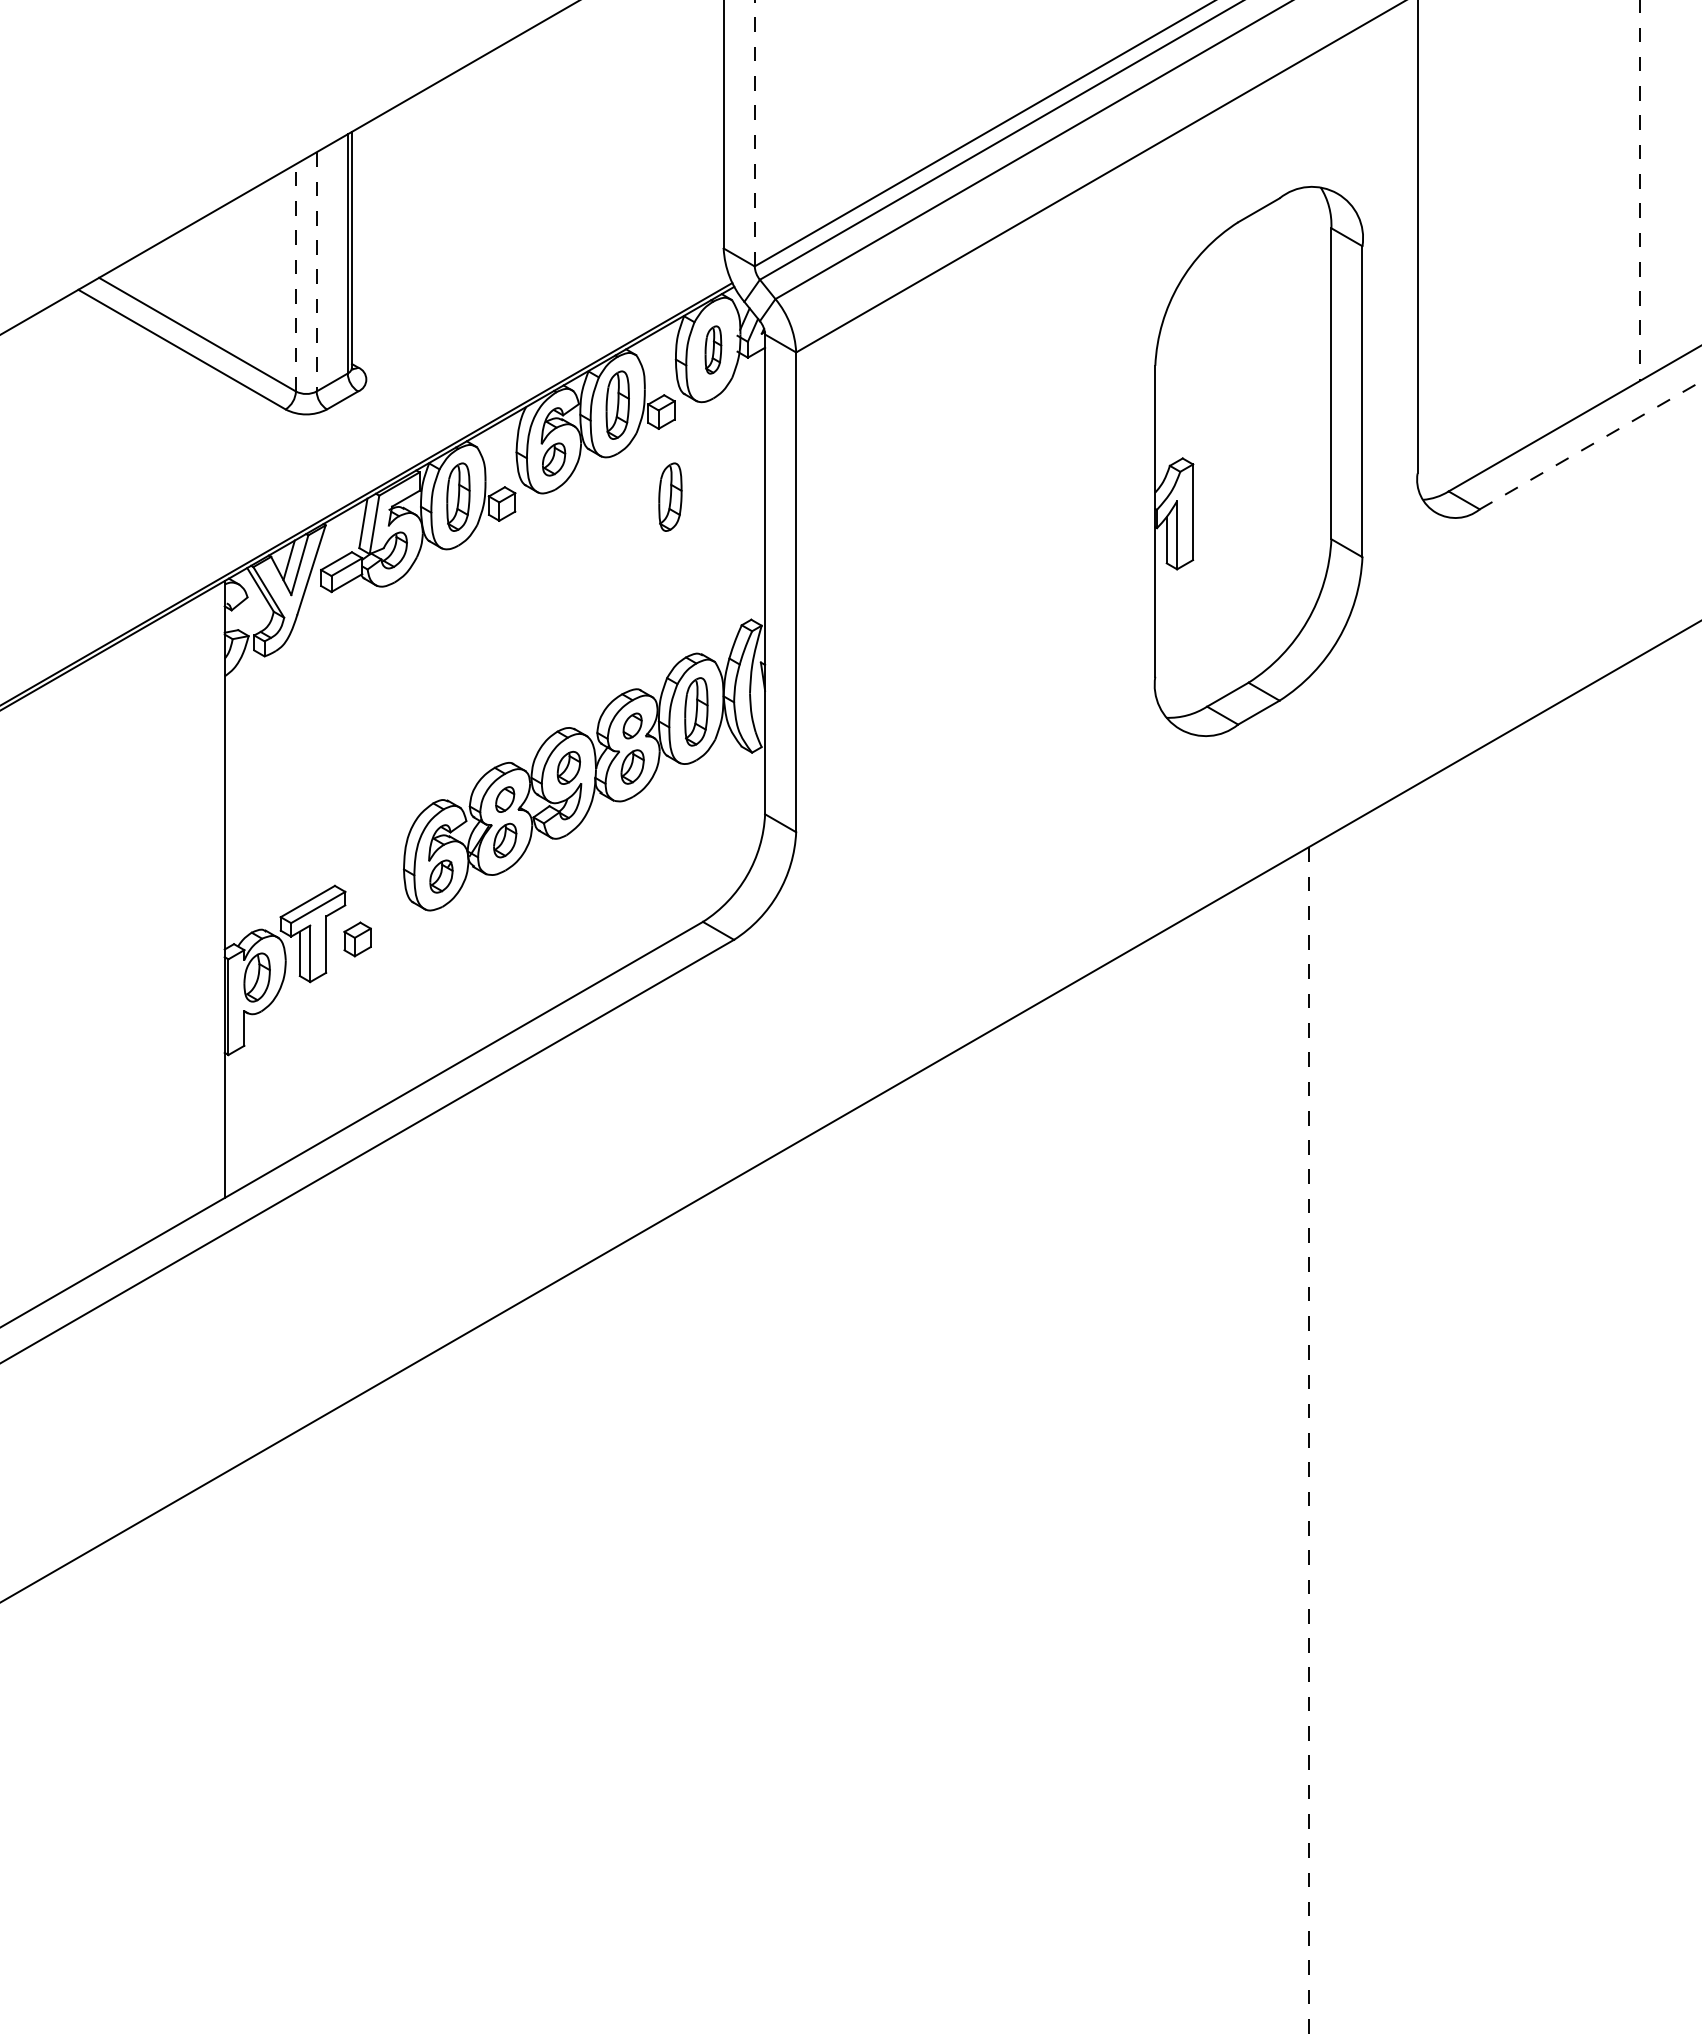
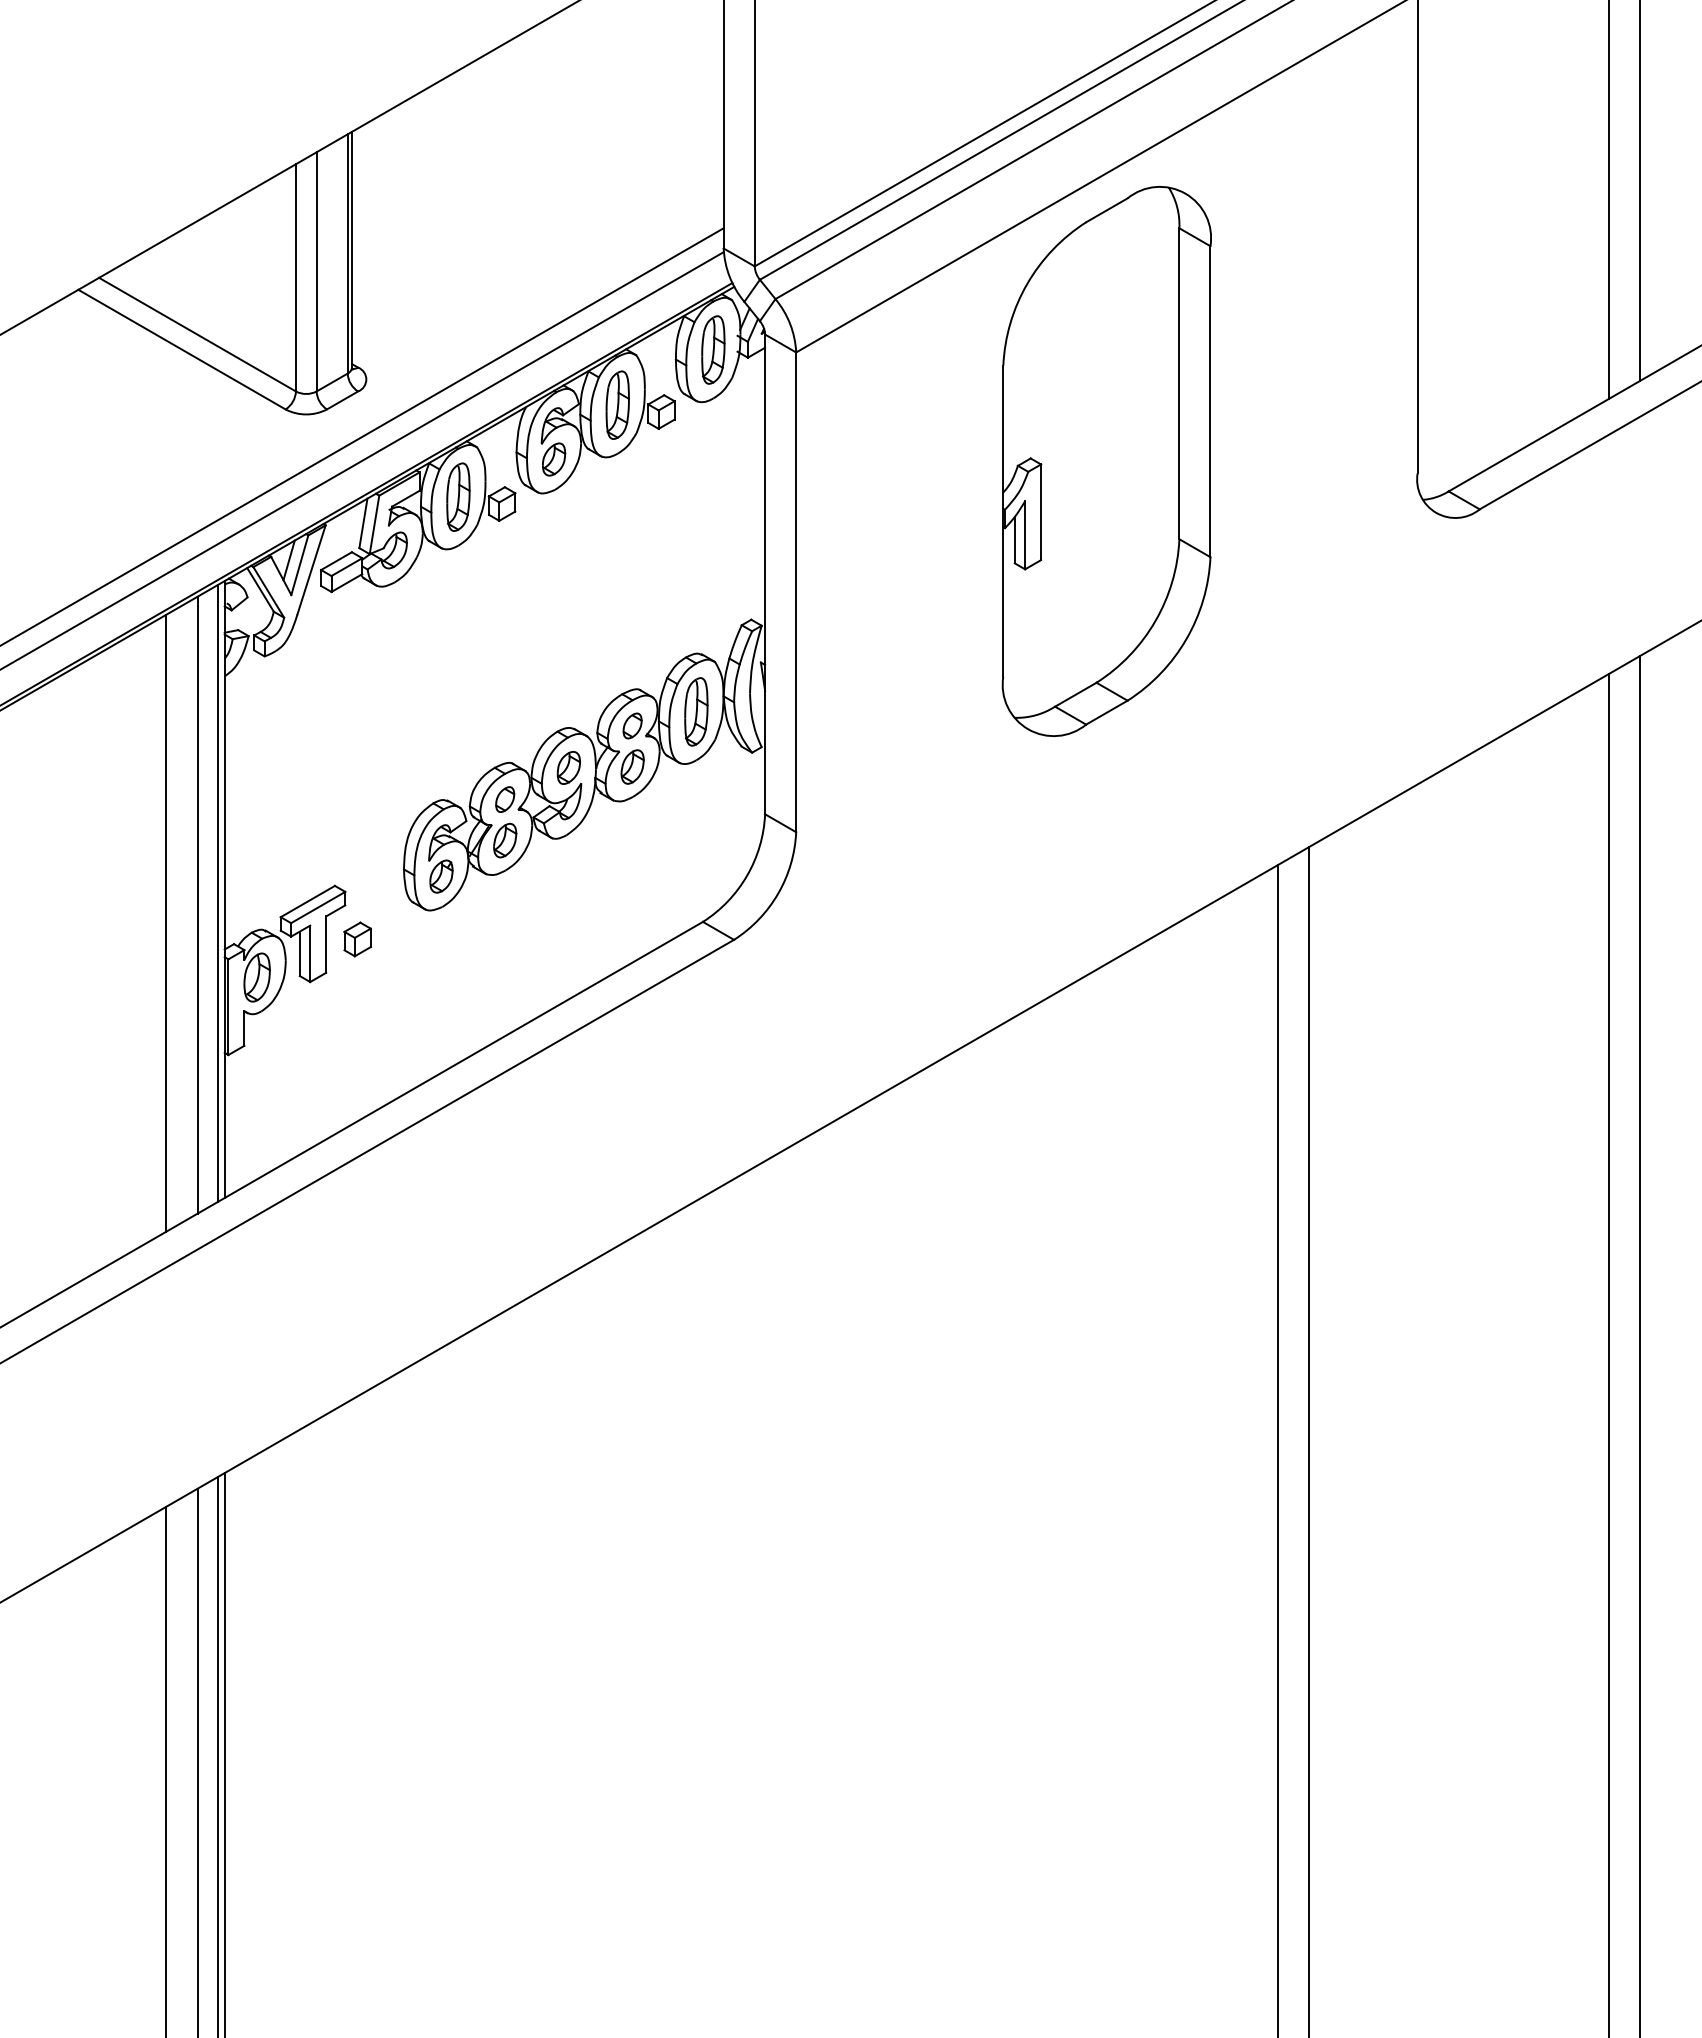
line: dashed -> solid (754, 132)
line: dashed -> solid (1640, 190)
line: none -> present (1609, 200)
line: dashed -> solid (316, 271)
line: dashed -> solid (295, 277)
part size: 19x50 px -> 25x70 px (713, 349)
line: none -> present (362, 436)
line: dashed -> solid (1590, 445)
line: none -> present (362, 460)
part position: (1258, 460) -> (1106, 460) (1106, 460)
part: present -> none (670, 496)
line: none -> present (218, 892)
line: none -> present (197, 904)
line: none -> present (166, 922)
line: none -> present (1640, 1344)
line: none -> present (1609, 1353)
line: dashed -> solid (1308, 1442)
line: none -> present (1277, 1449)
line: none -> present (224, 1753)
line: none -> present (218, 1755)
line: none -> present (197, 1761)
line: none -> present (166, 1770)
